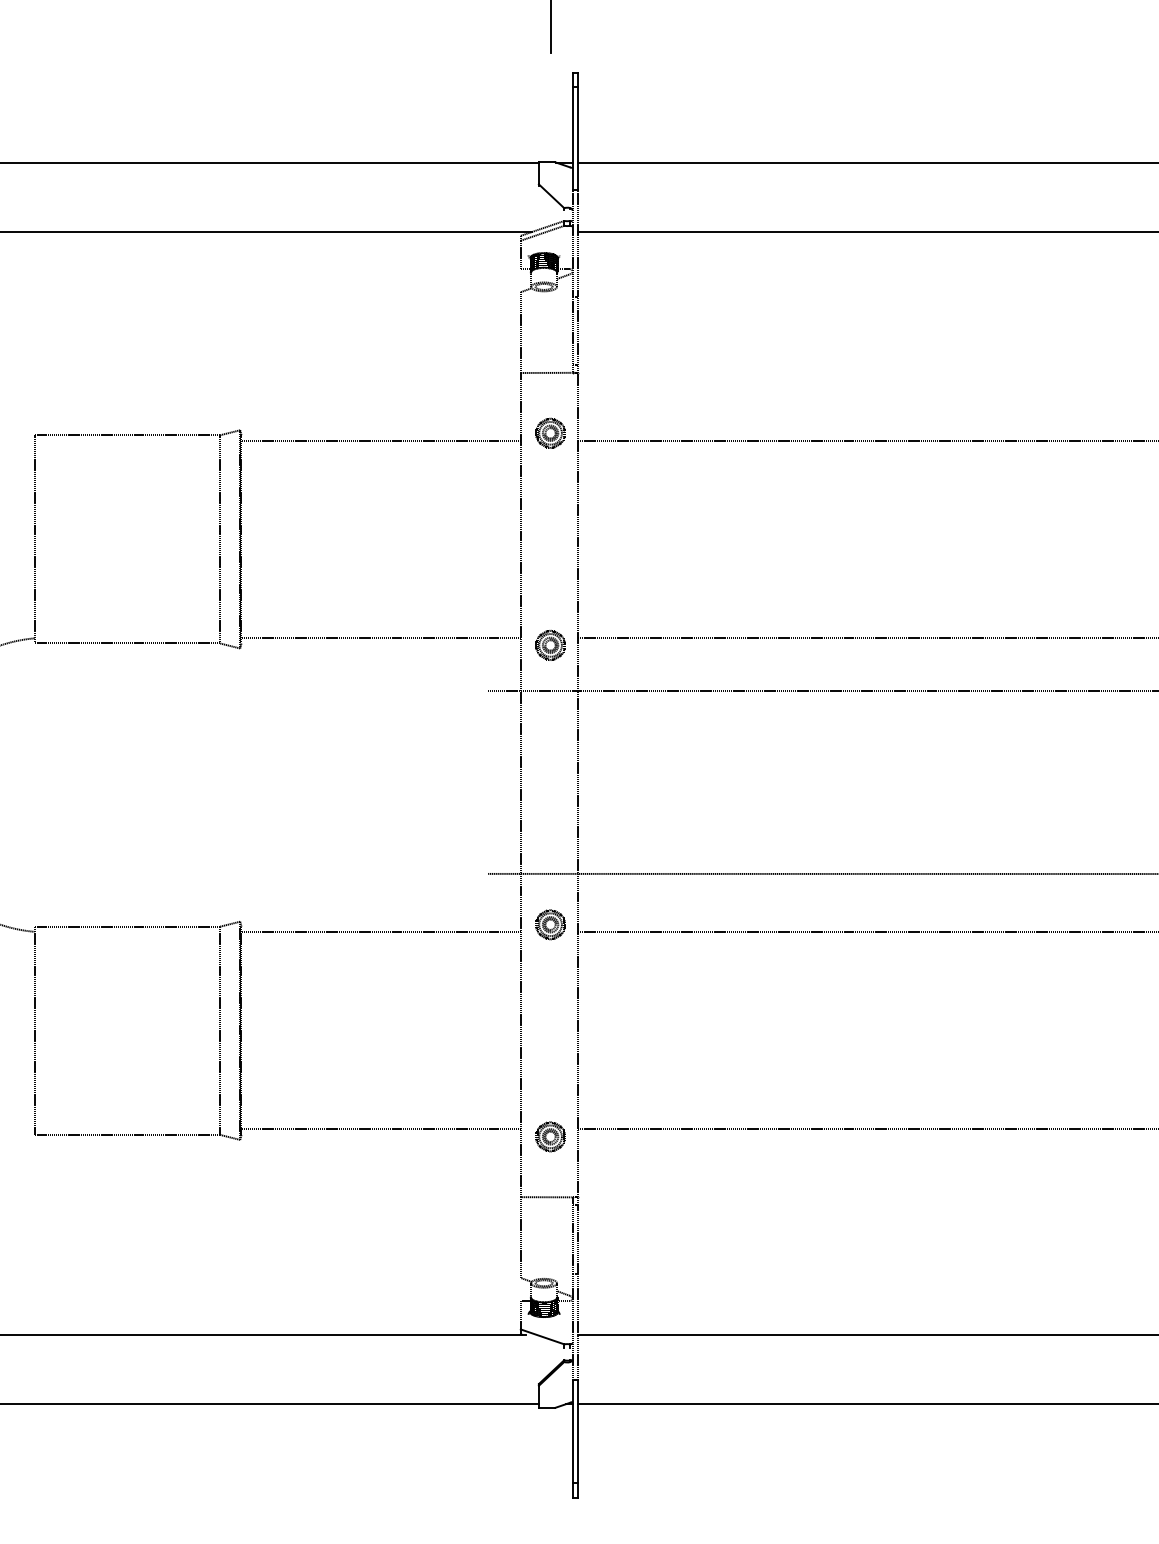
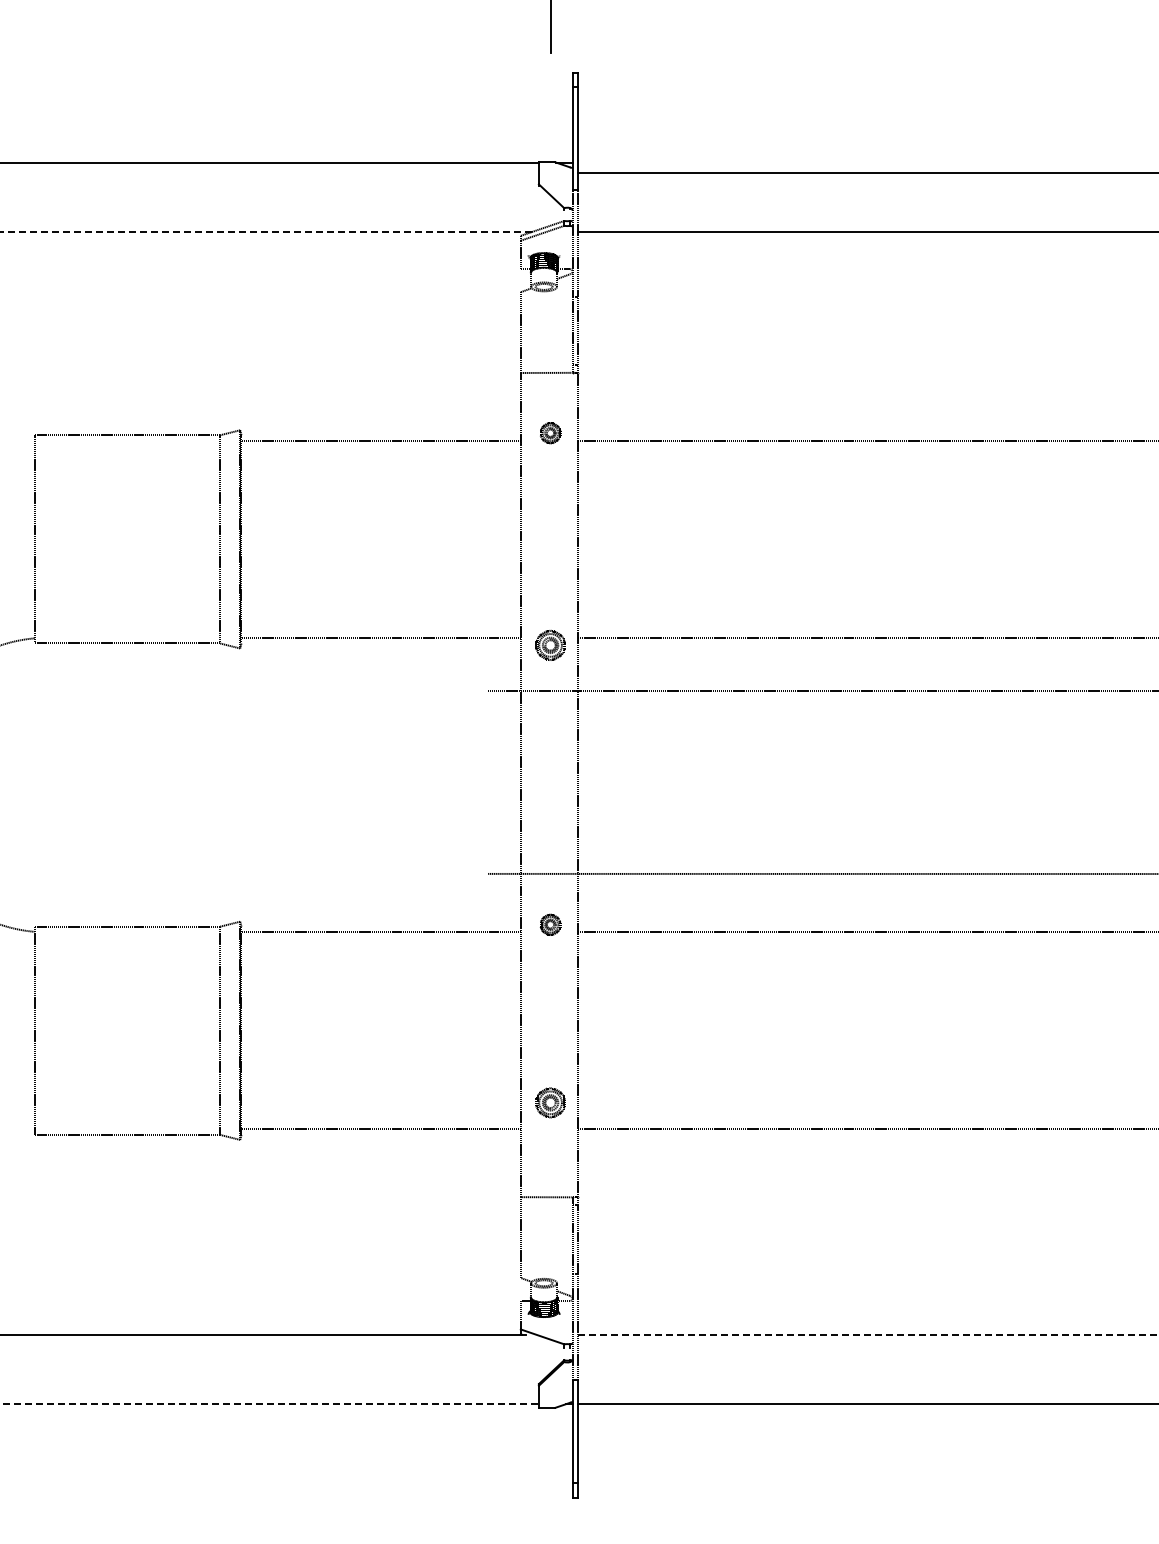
line position: (866, 162) -> (866, 172) (866, 172)
line: solid -> dashed (266, 232)
part size: 31x32 px -> 22x23 px (550, 433)
part size: 31x32 px -> 23x23 px (550, 924)
part position: (550, 1136) -> (550, 1102) (550, 1102)
line: solid -> dashed (868, 1334)
line: solid -> dashed (270, 1404)
